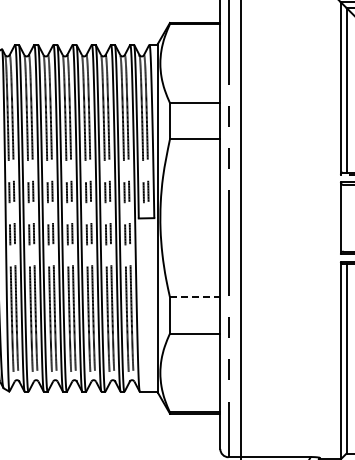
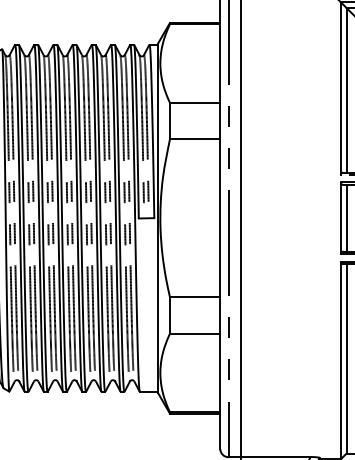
line: none -> present (346, 218)
line: dashed -> solid (195, 297)
